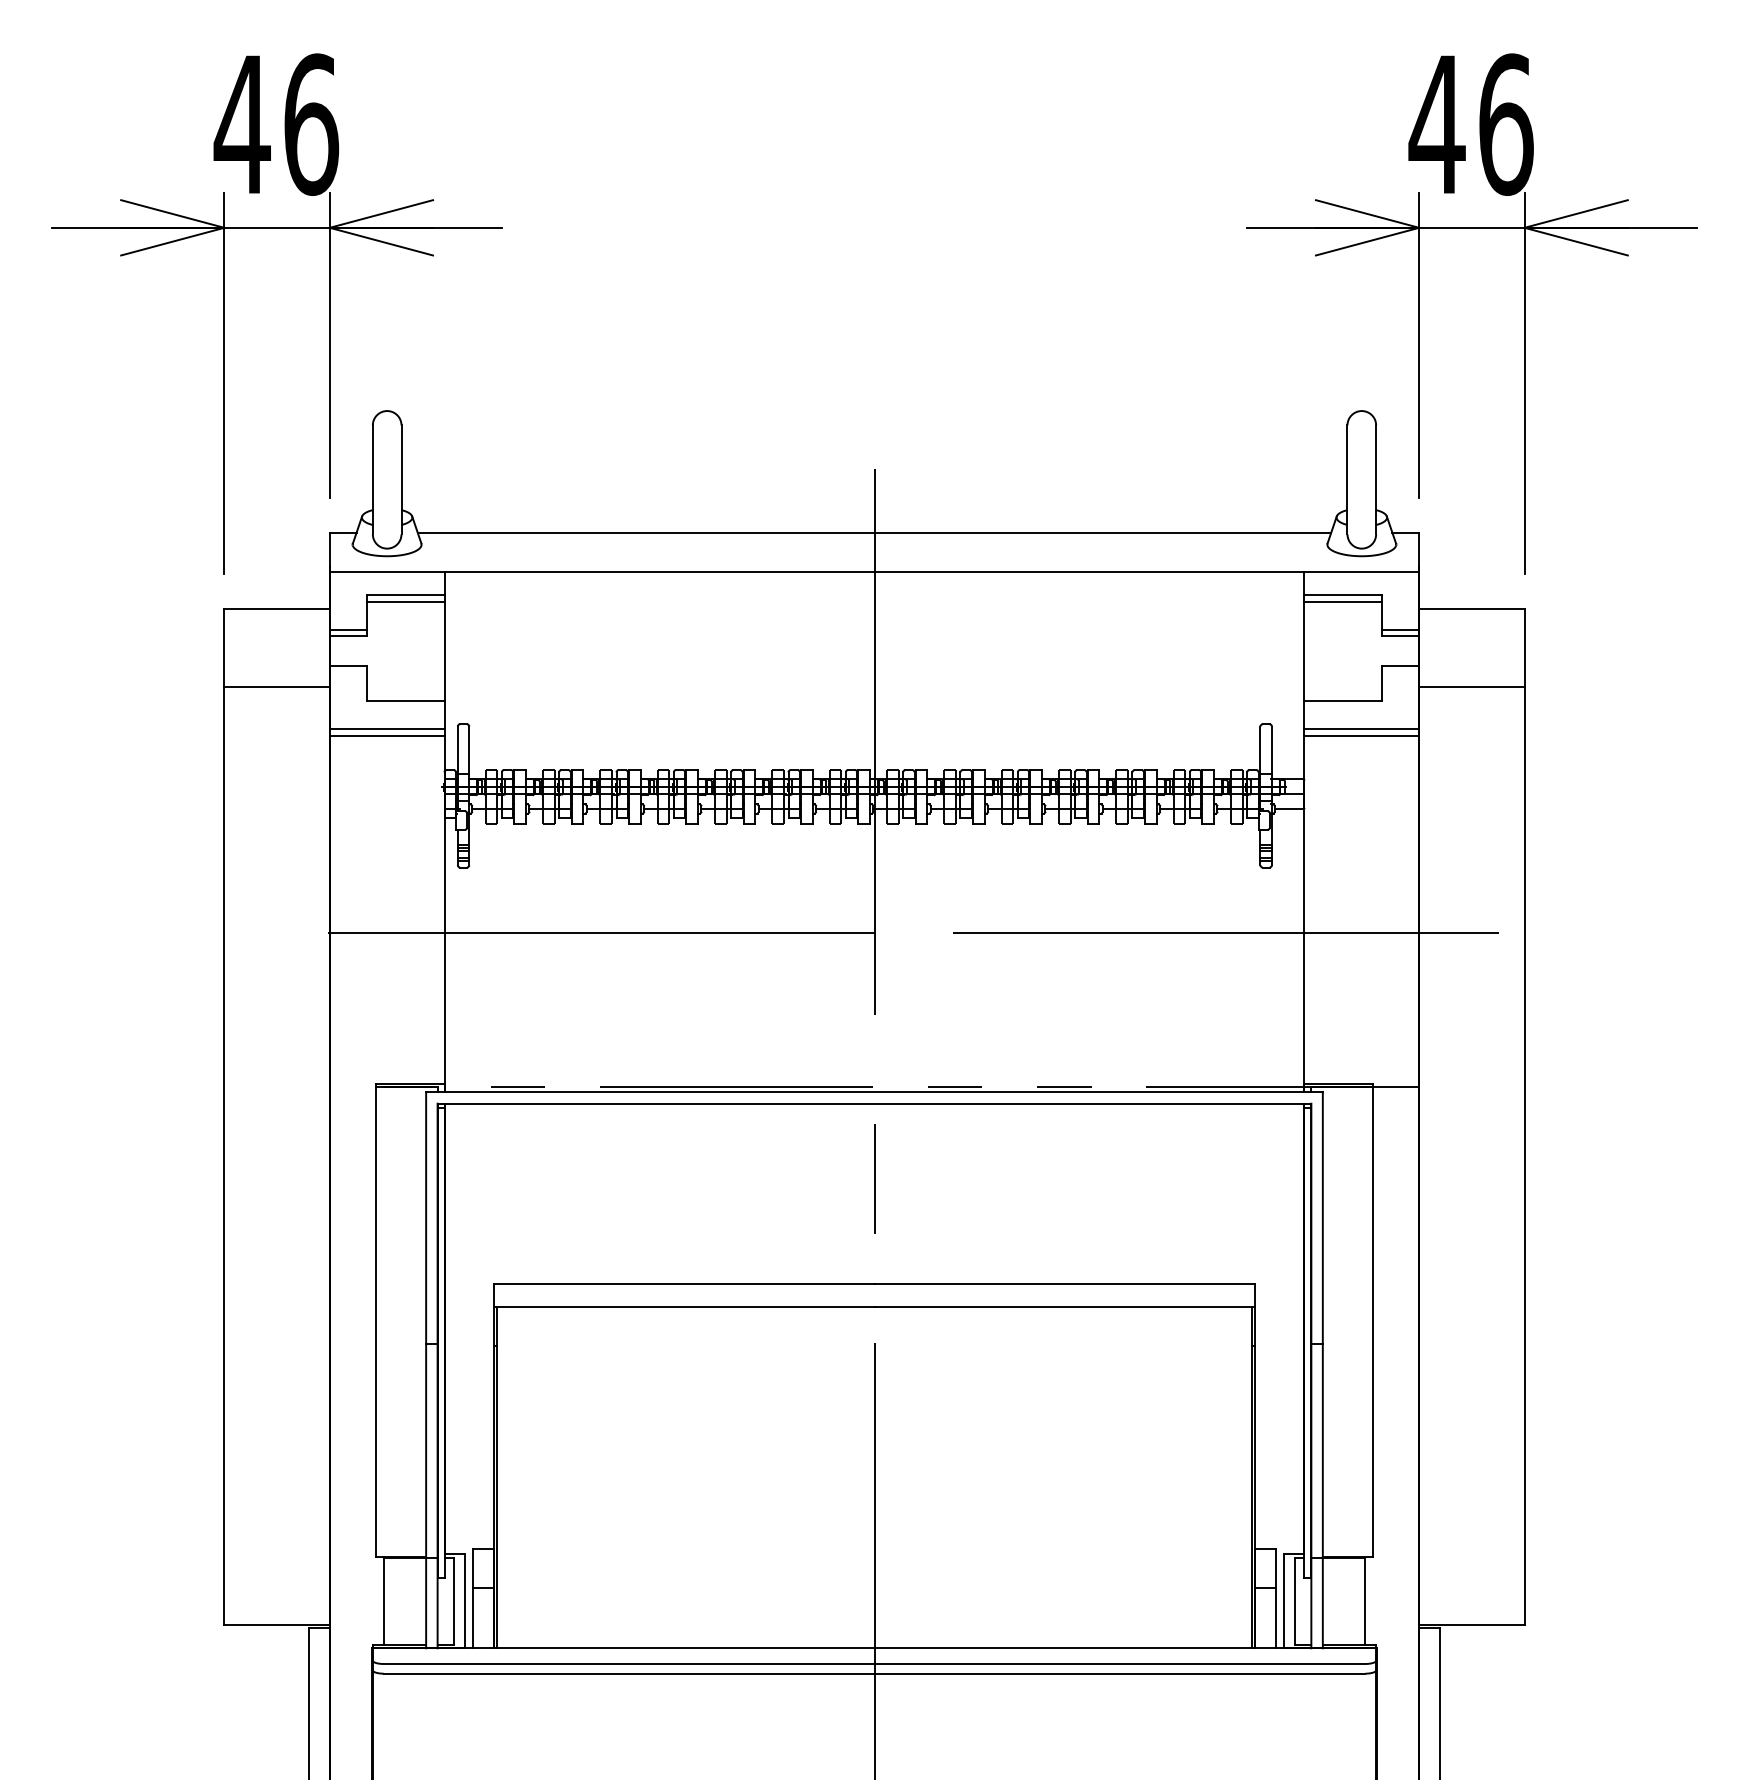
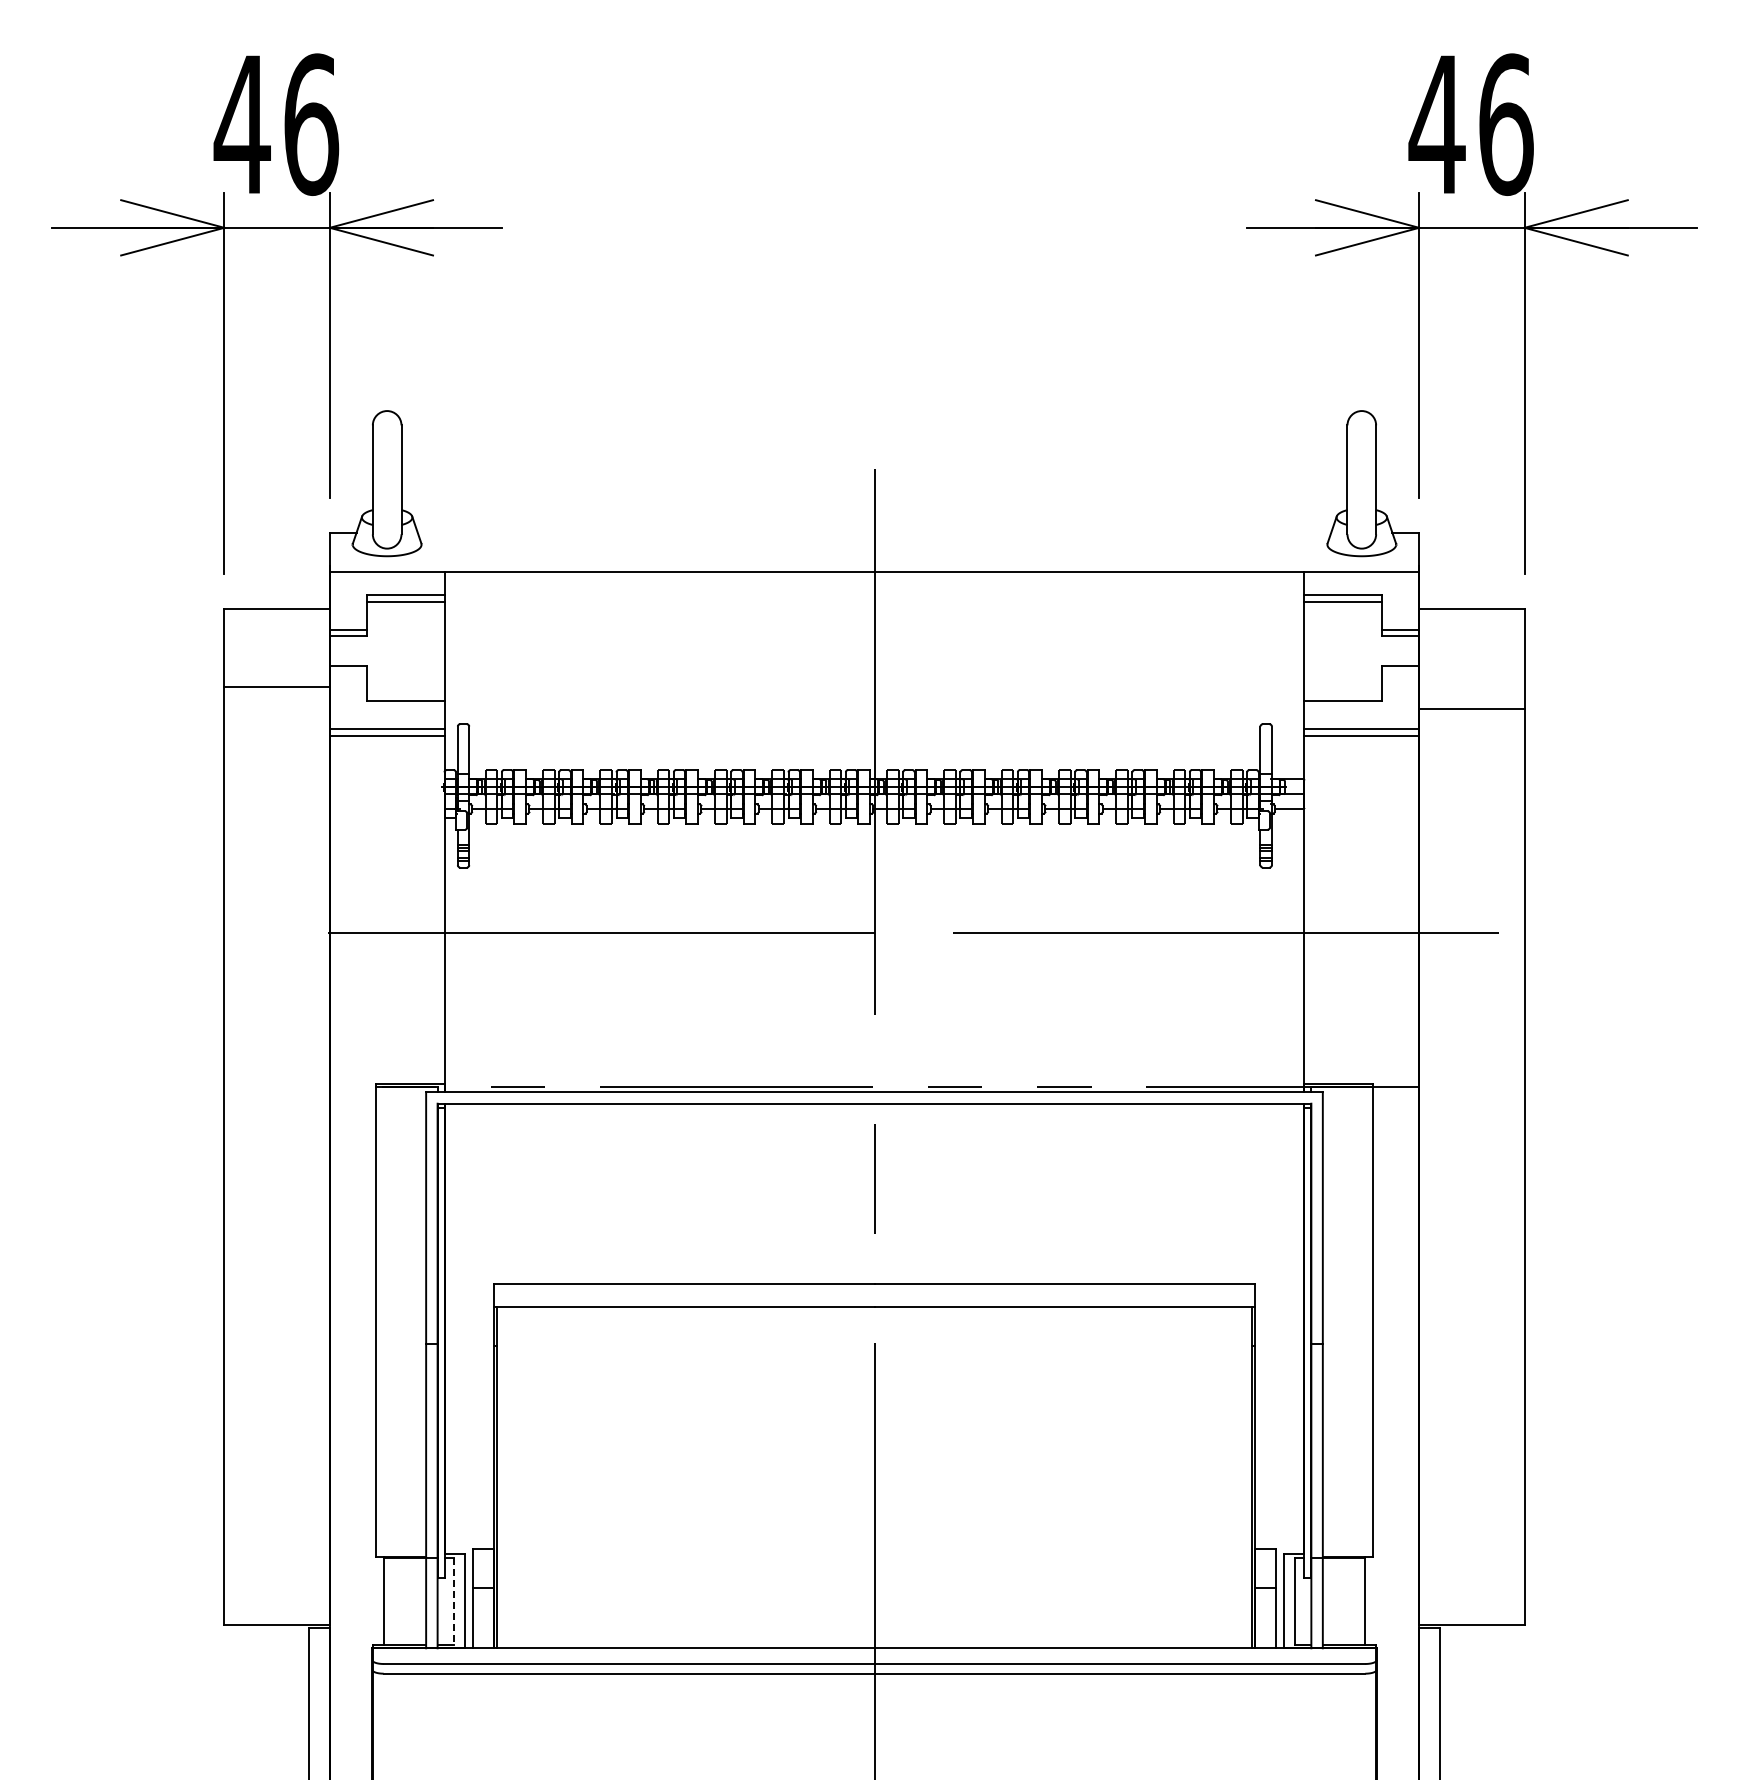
line: present -> none (874, 532)
line position: (1471, 687) -> (1471, 709) (1471, 709)
line: solid -> dashed (454, 1601)
